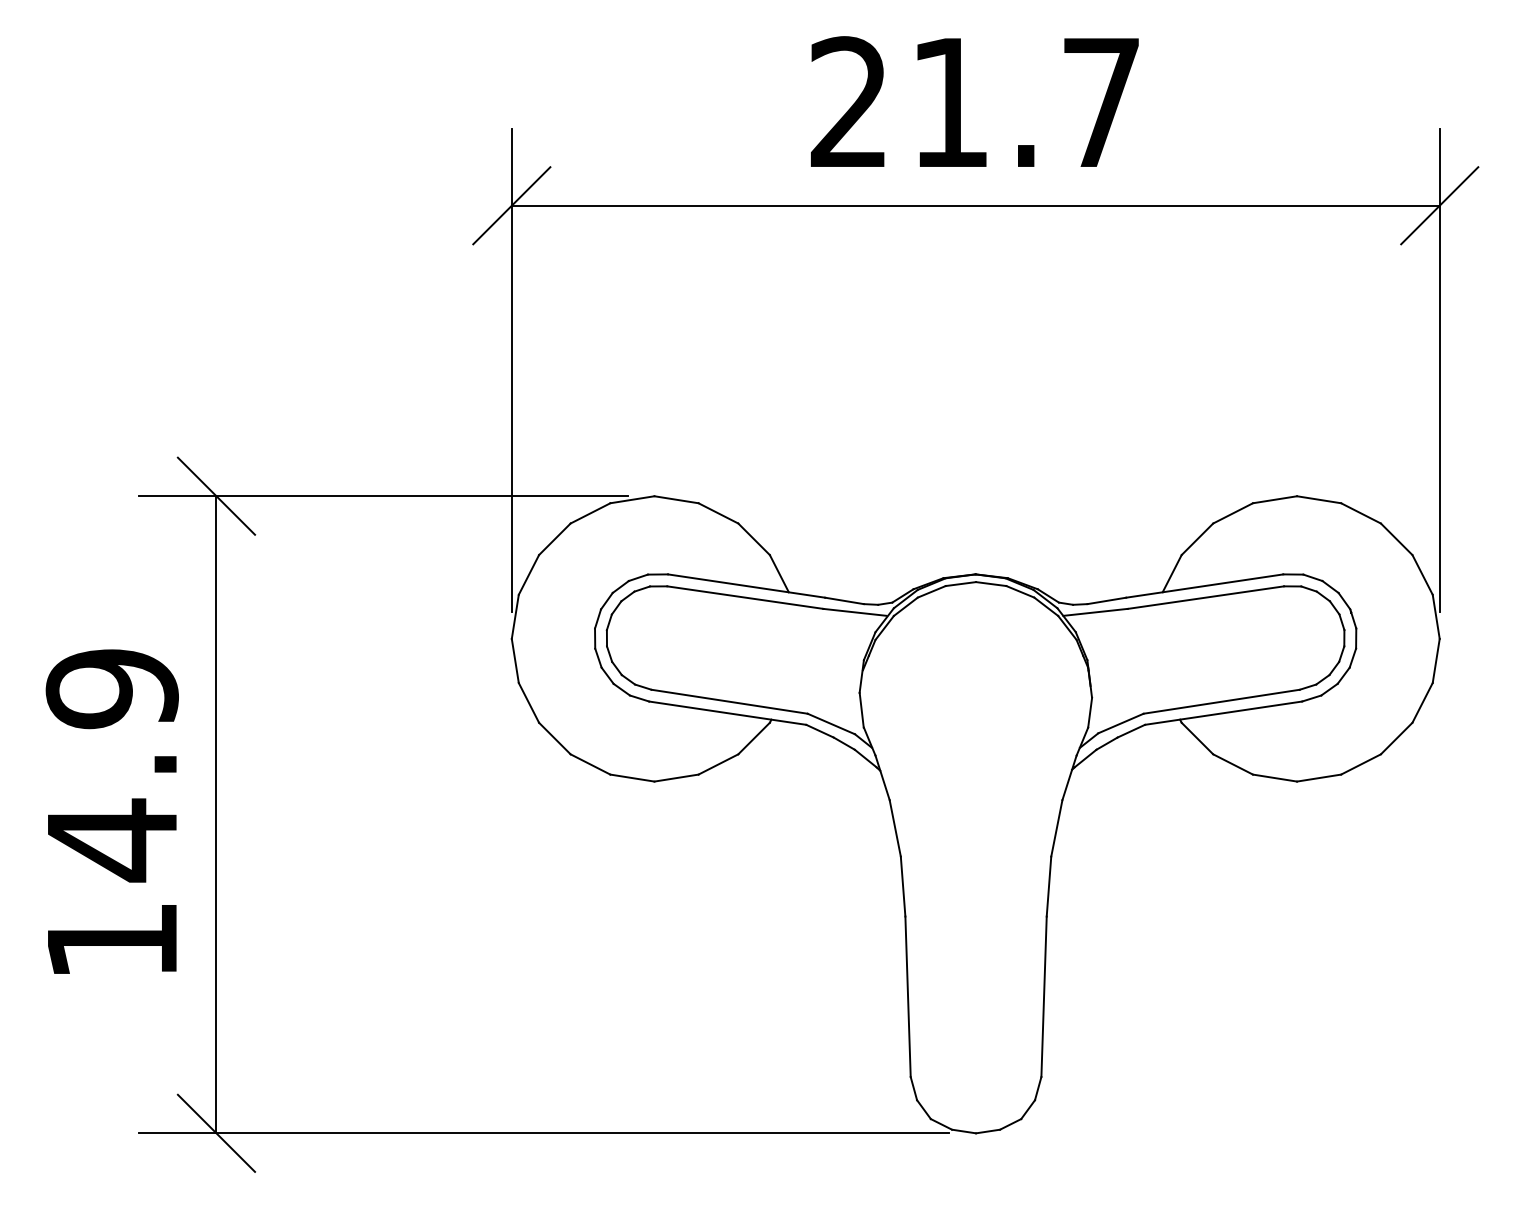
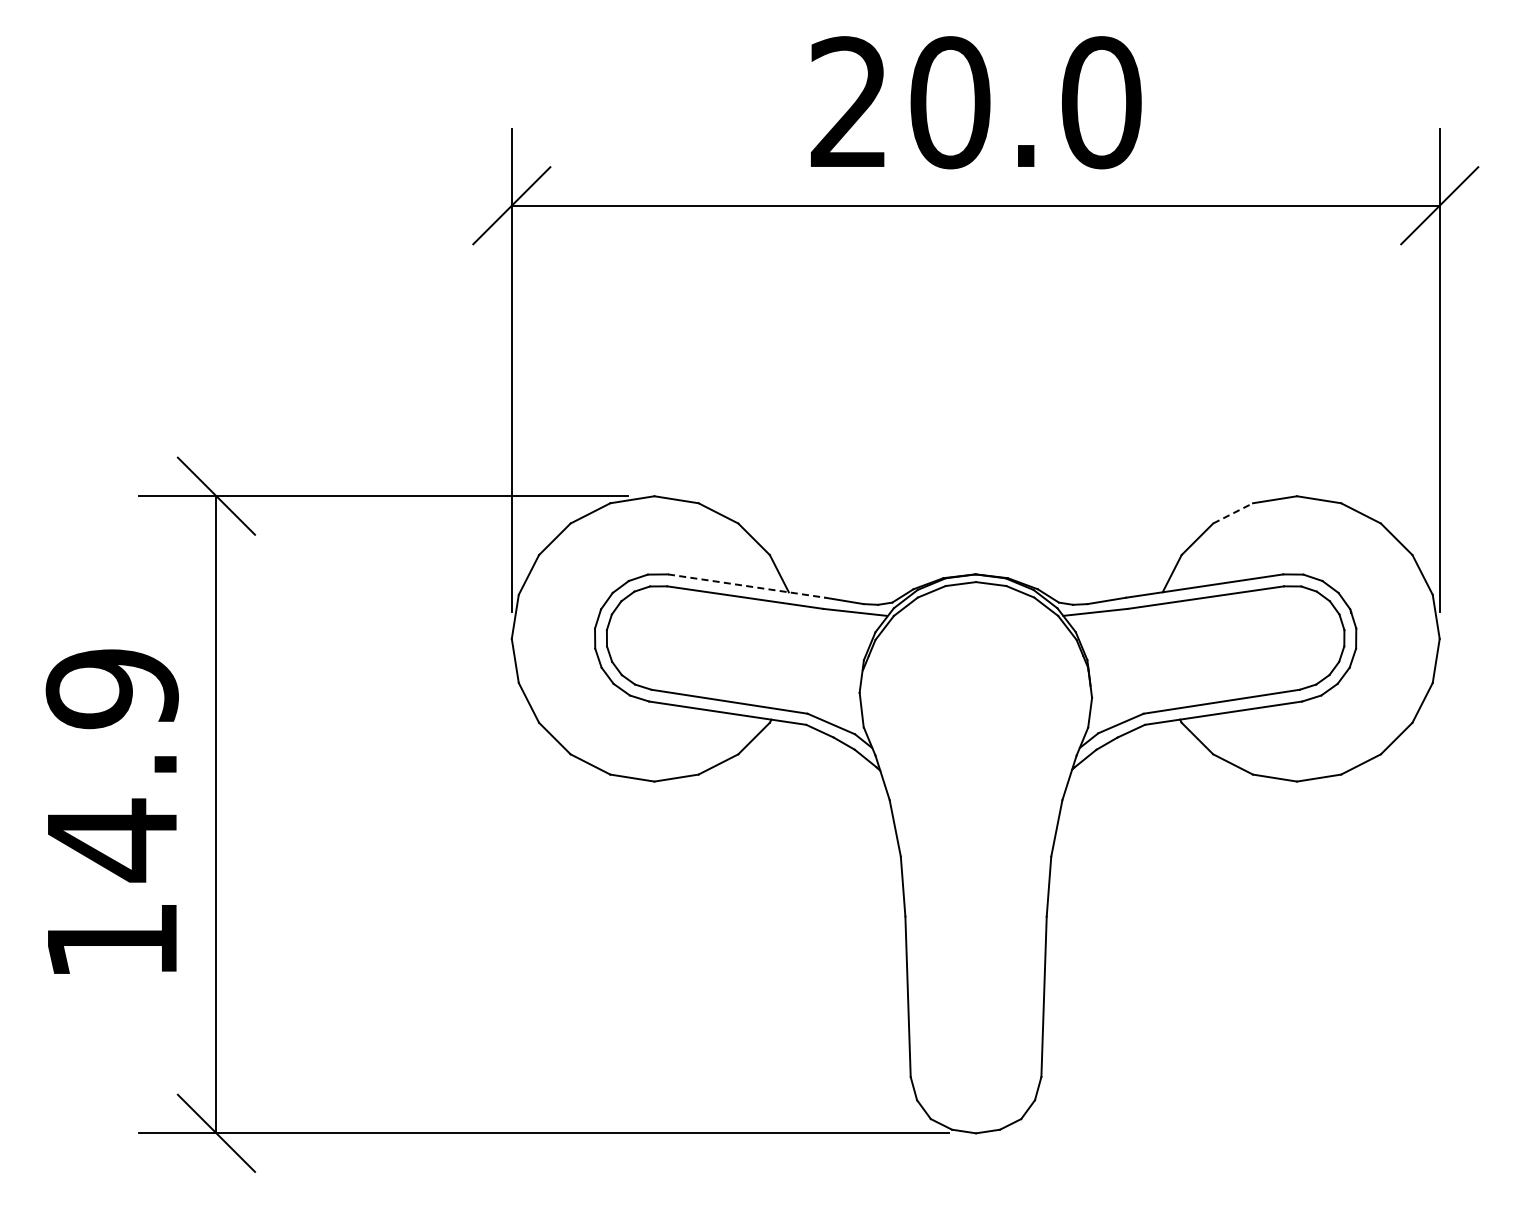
text: 21.7 -> 20.0 (1025, 102)
line: solid -> dashed (1233, 513)
line: solid -> dashed (747, 586)
